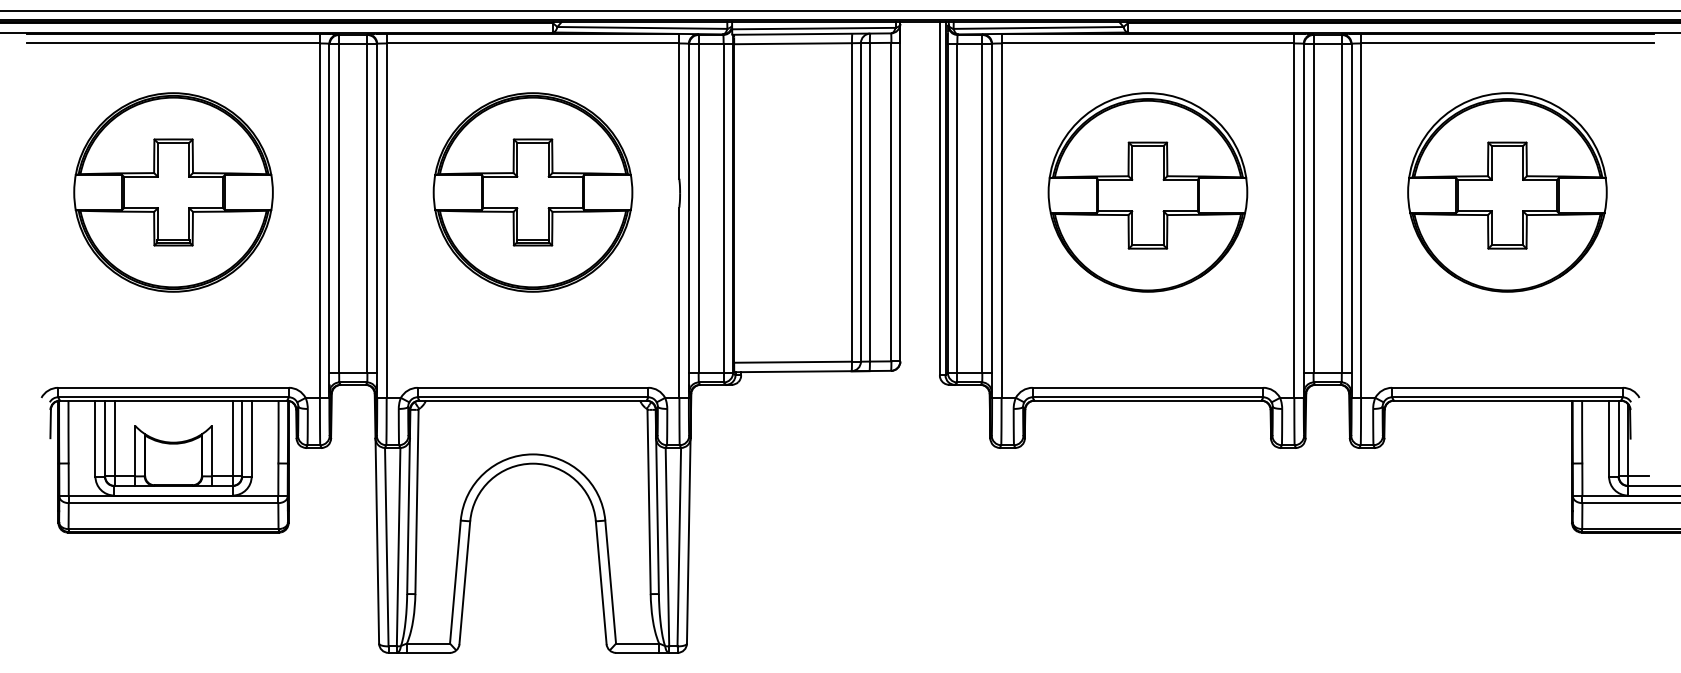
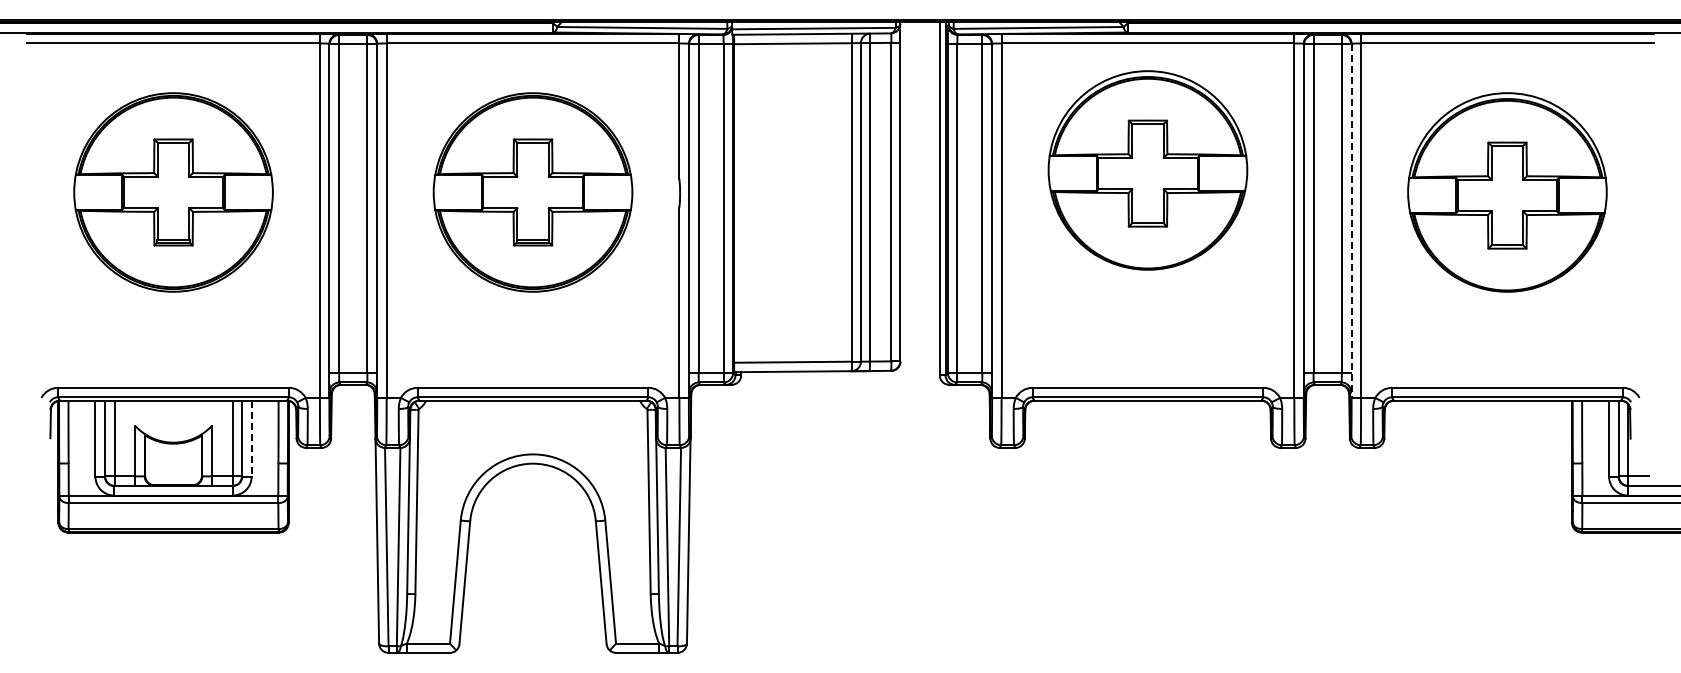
line: present -> none (839, 10)
part position: (1147, 192) -> (1147, 170) (1147, 170)
line: solid -> dashed (1351, 221)
line: solid -> dashed (251, 439)
